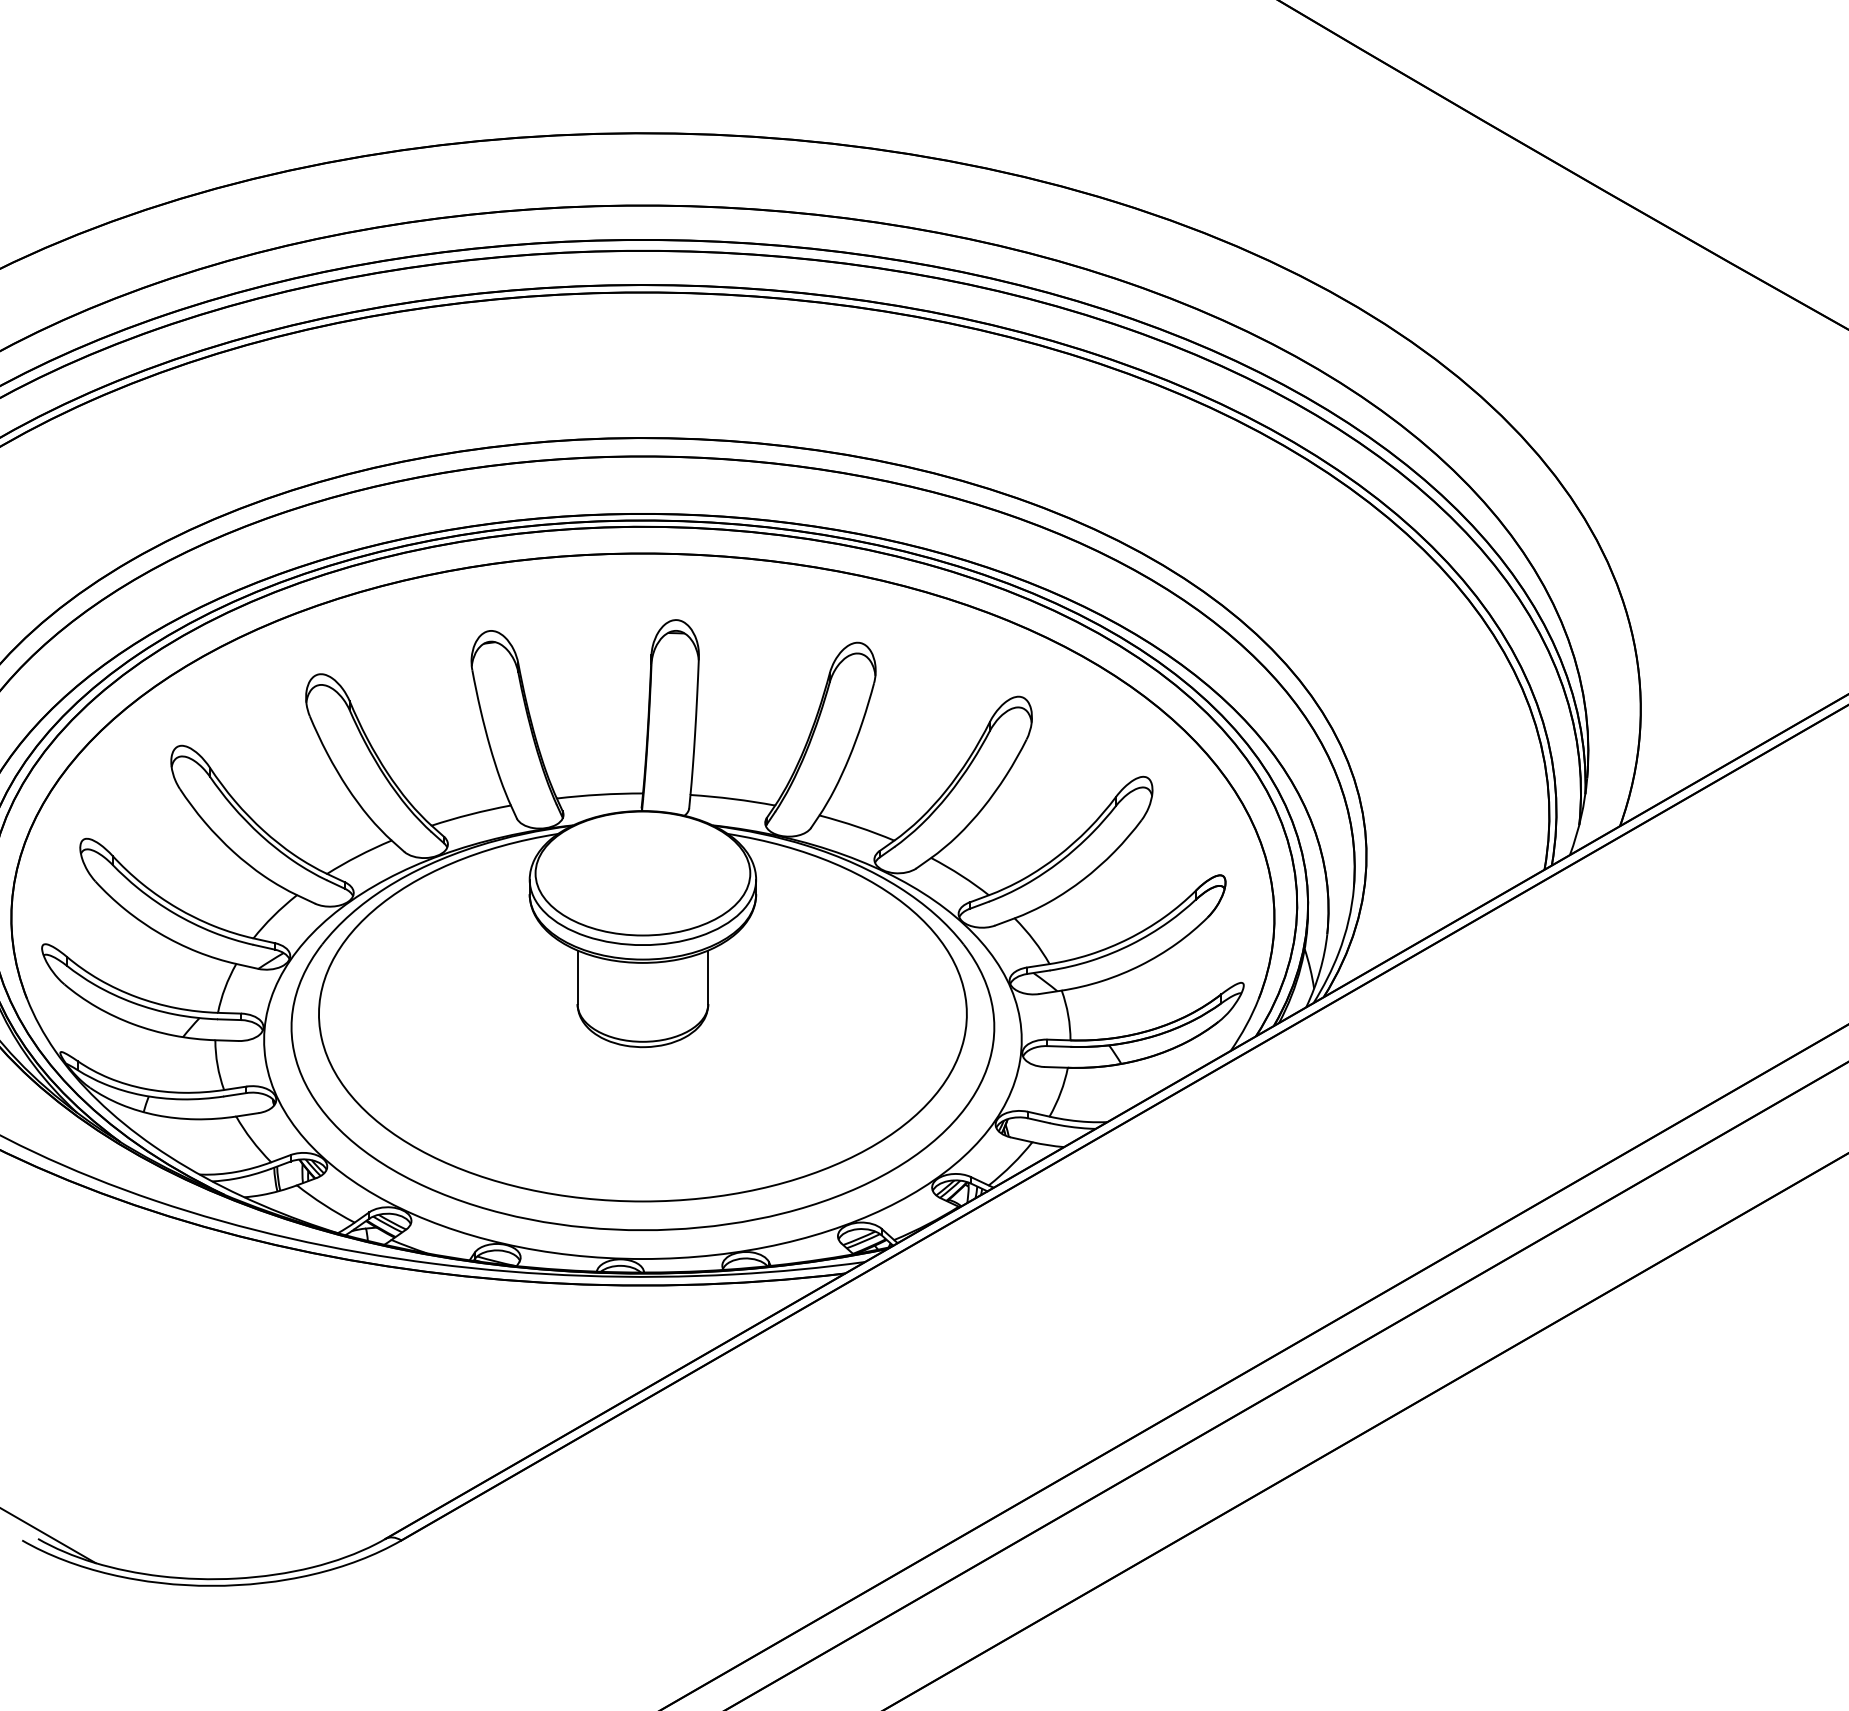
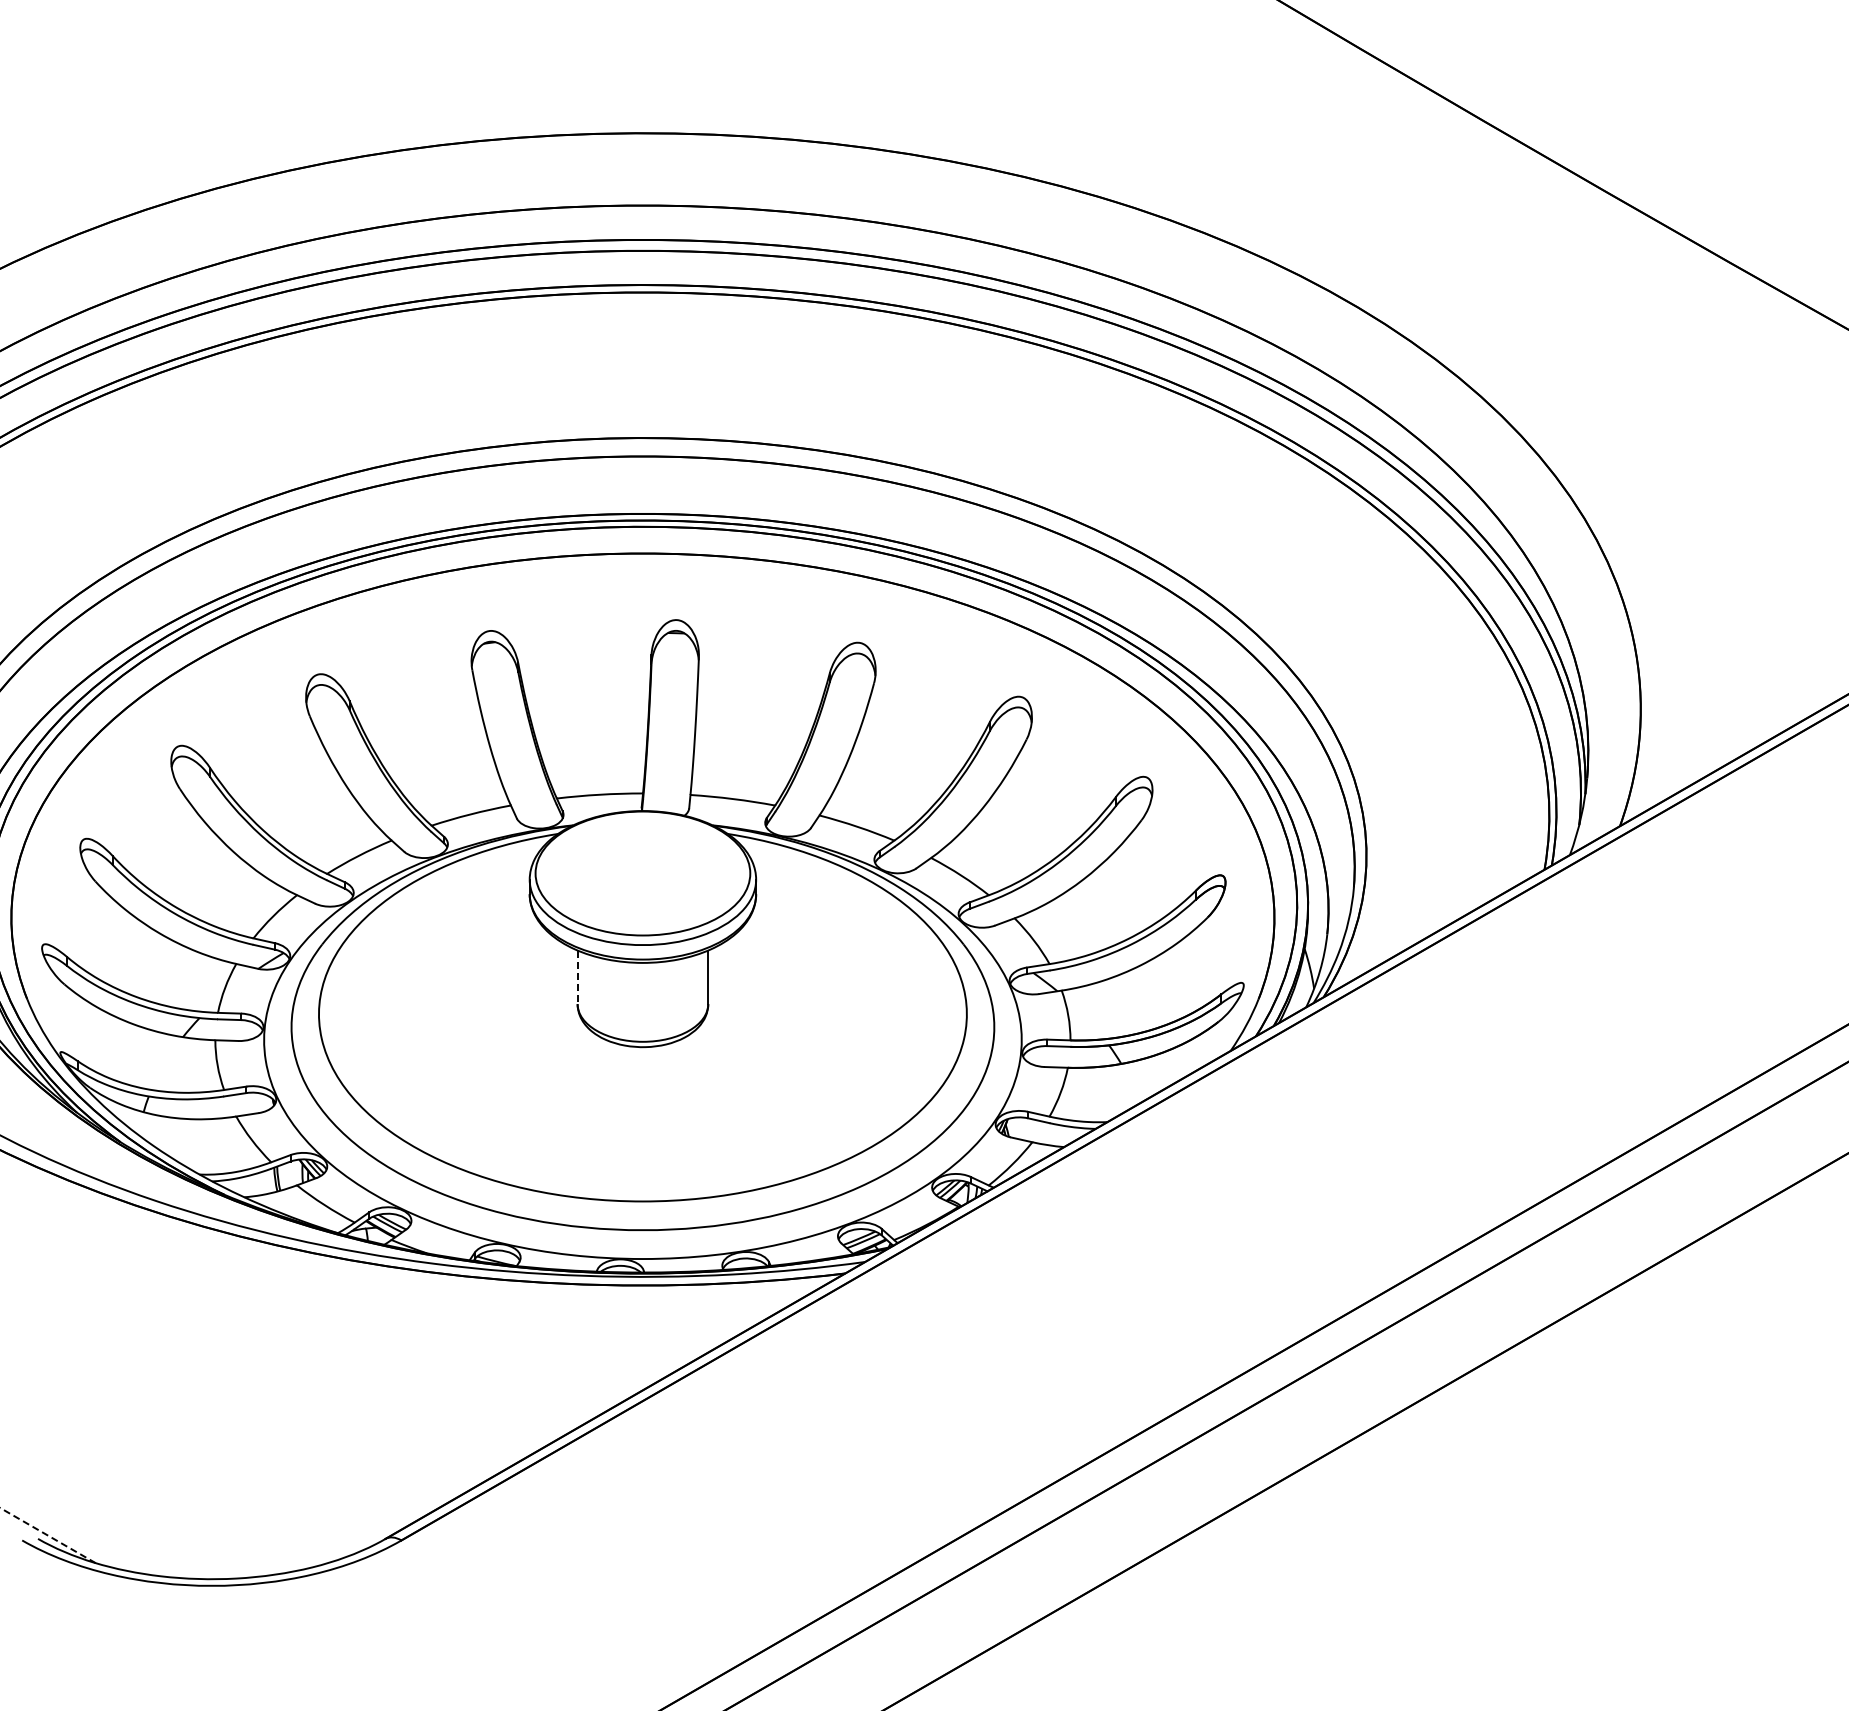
line: solid -> dashed (577, 977)
line: solid -> dashed (47, 1535)
